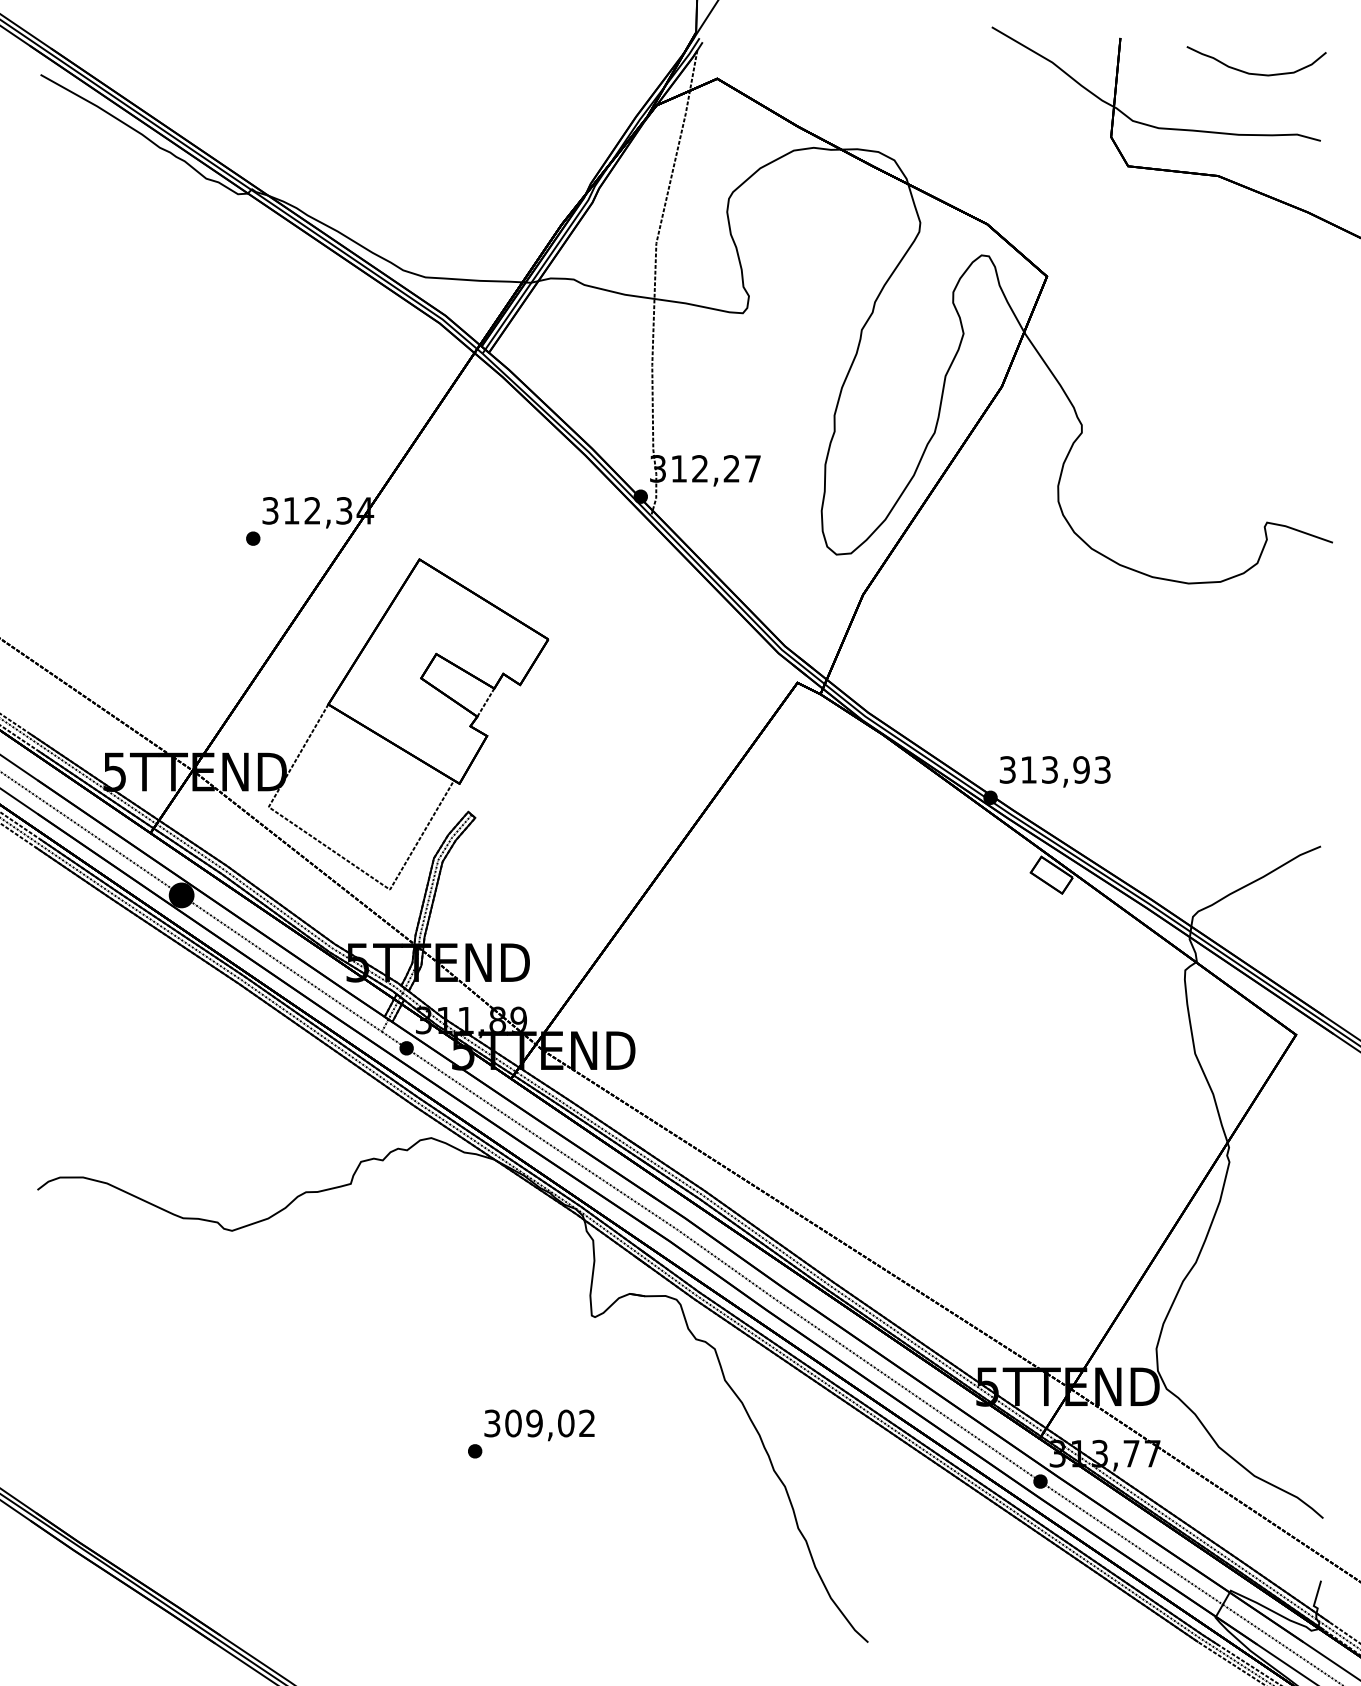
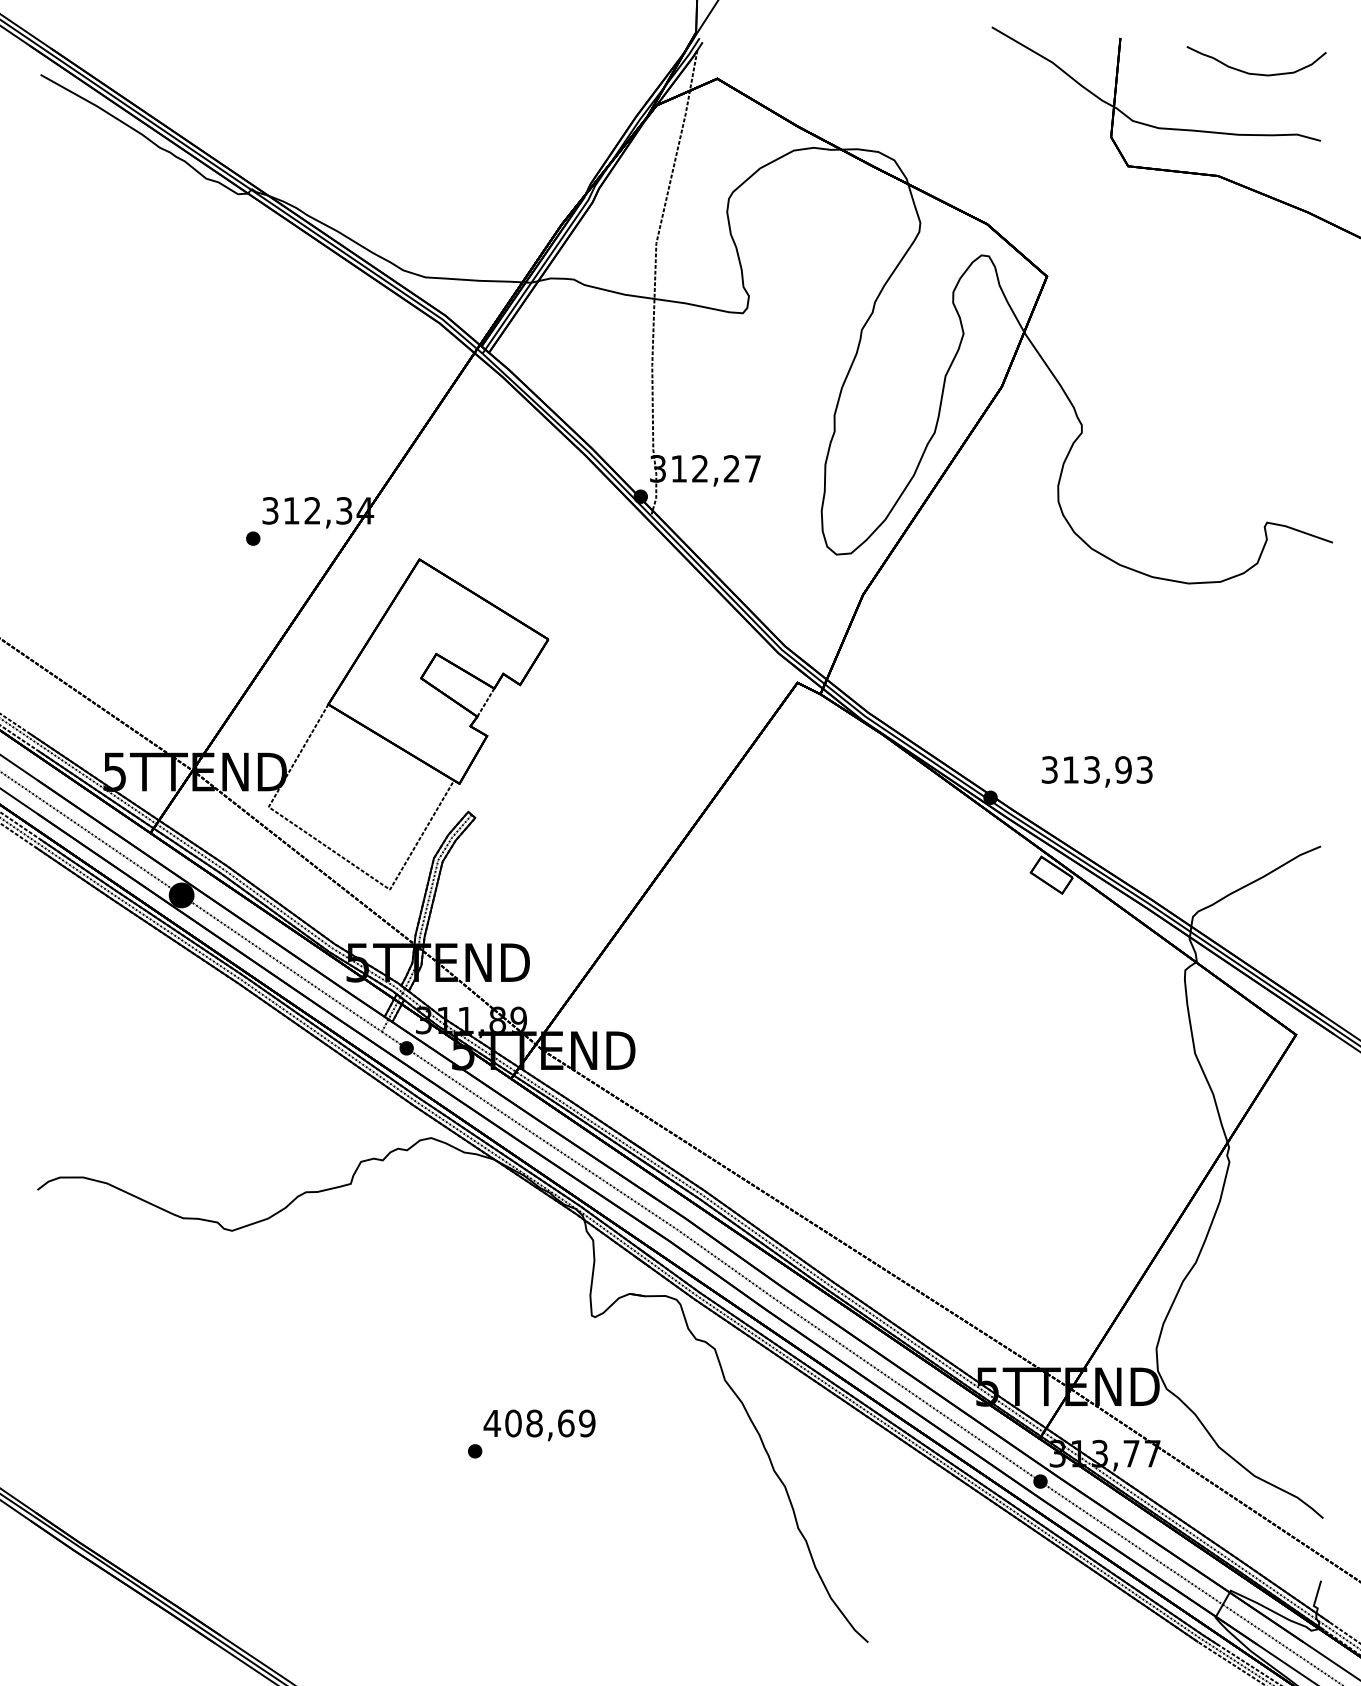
text position: (1054, 771) -> (1096, 771) (1096, 771)
text: 309,02 -> 408,69 (539, 1423)
